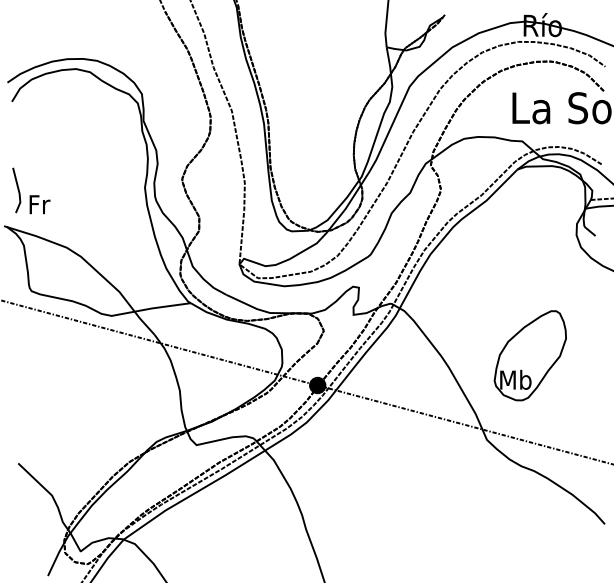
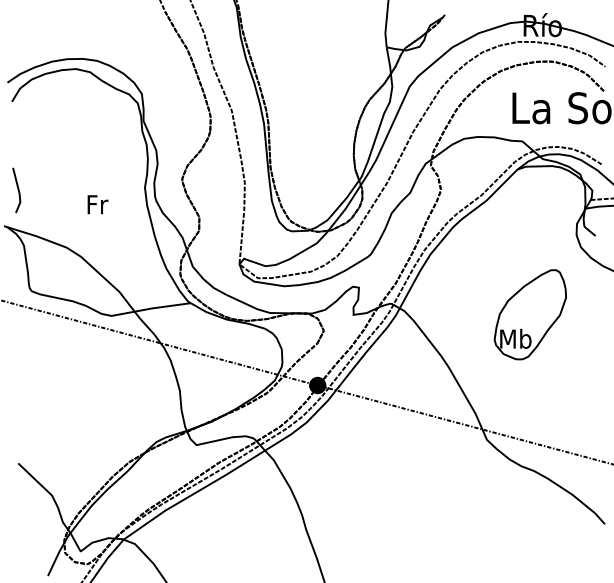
text position: (39, 204) -> (97, 204) (97, 204)
part position: (529, 355) -> (529, 314) (529, 314)
